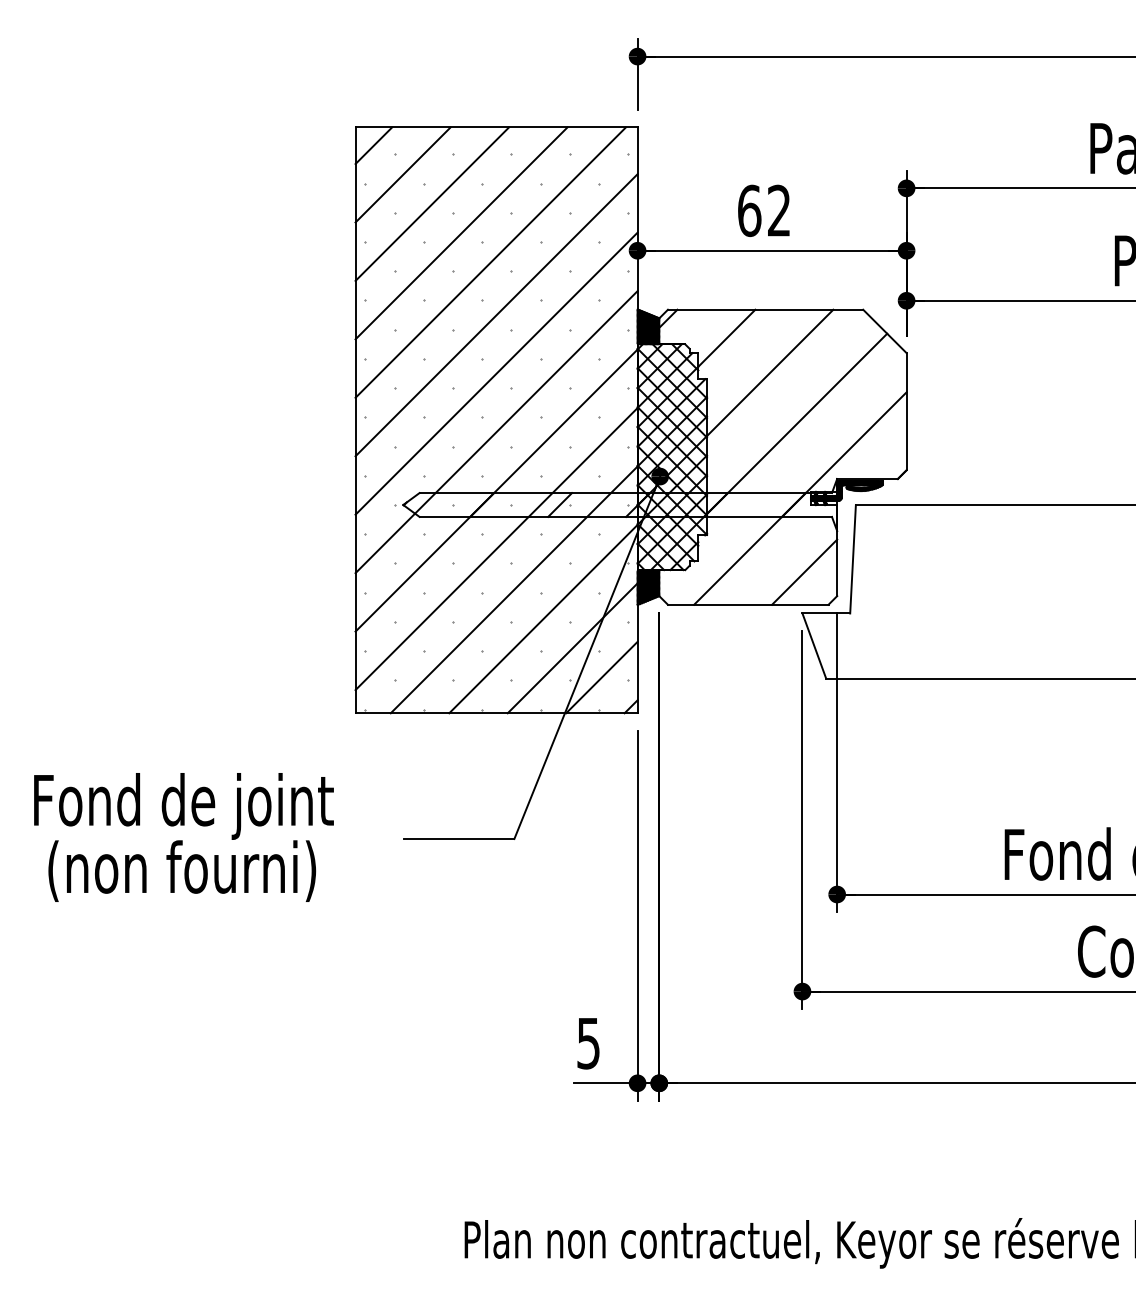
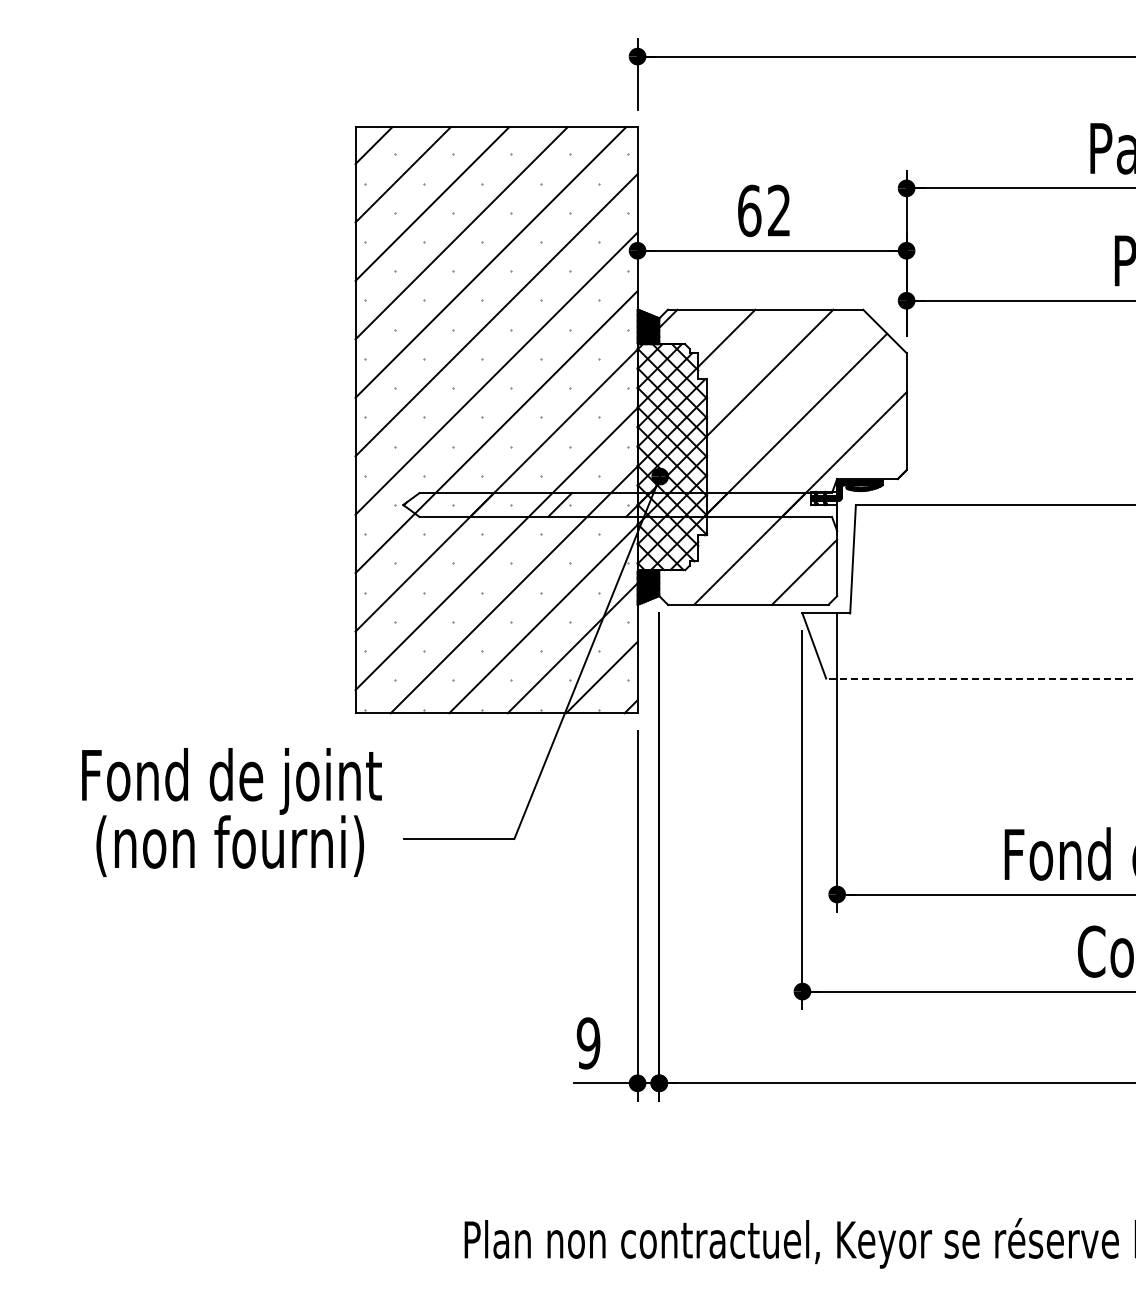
line: solid -> dashed (980, 678)
text position: (183, 837) -> (231, 812) (231, 812)
text: 5 -> 9 (588, 1043)
